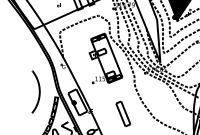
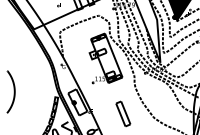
part position: (35, 91) -> (10, 91) (10, 91)
